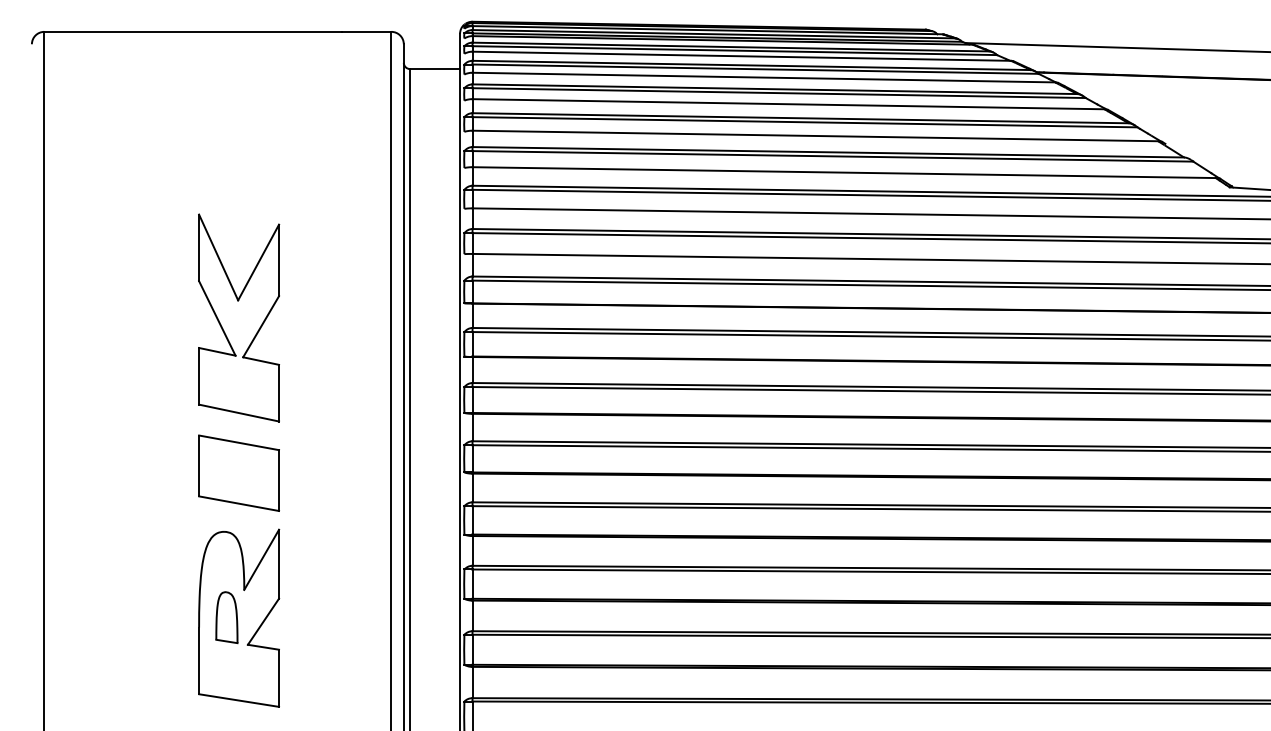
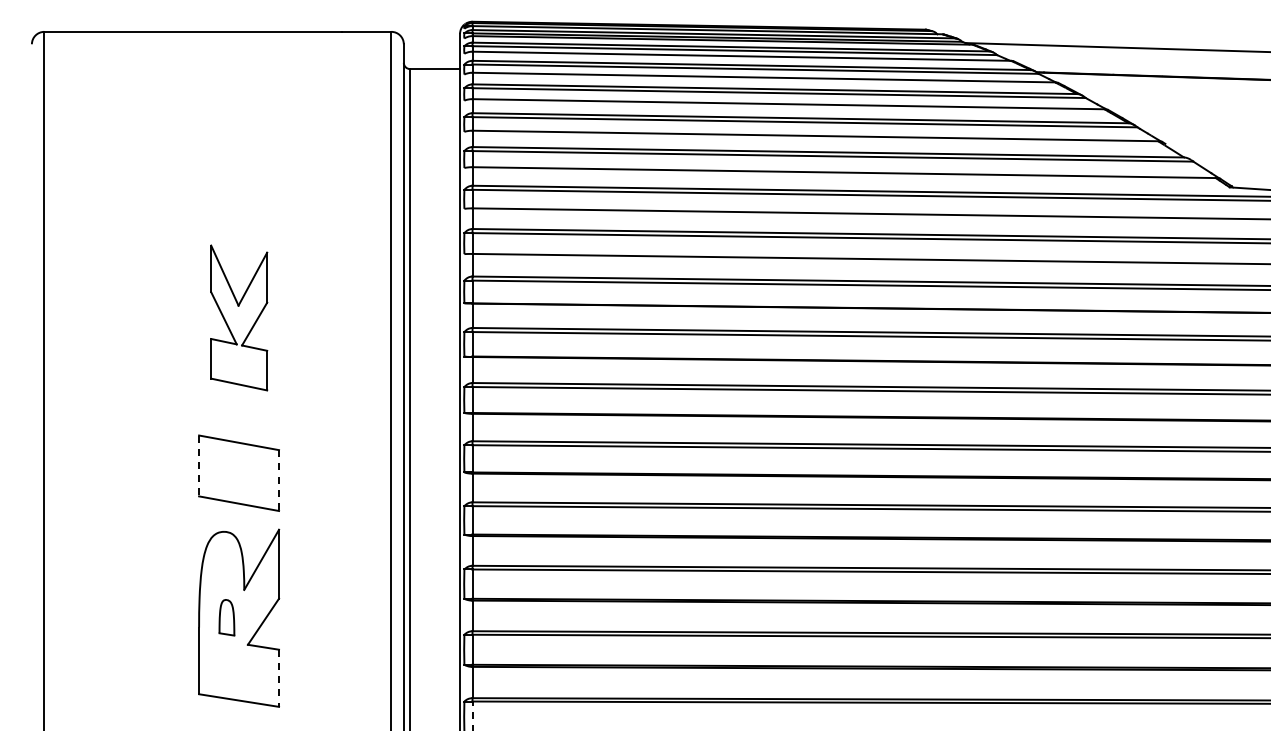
part size: 83x210 px -> 59x148 px (239, 317)
line: solid -> dashed (199, 466)
line: solid -> dashed (279, 481)
part size: 24x54 px -> 18x38 px (226, 617)
line: solid -> dashed (279, 678)
line: solid -> dashed (472, 715)
